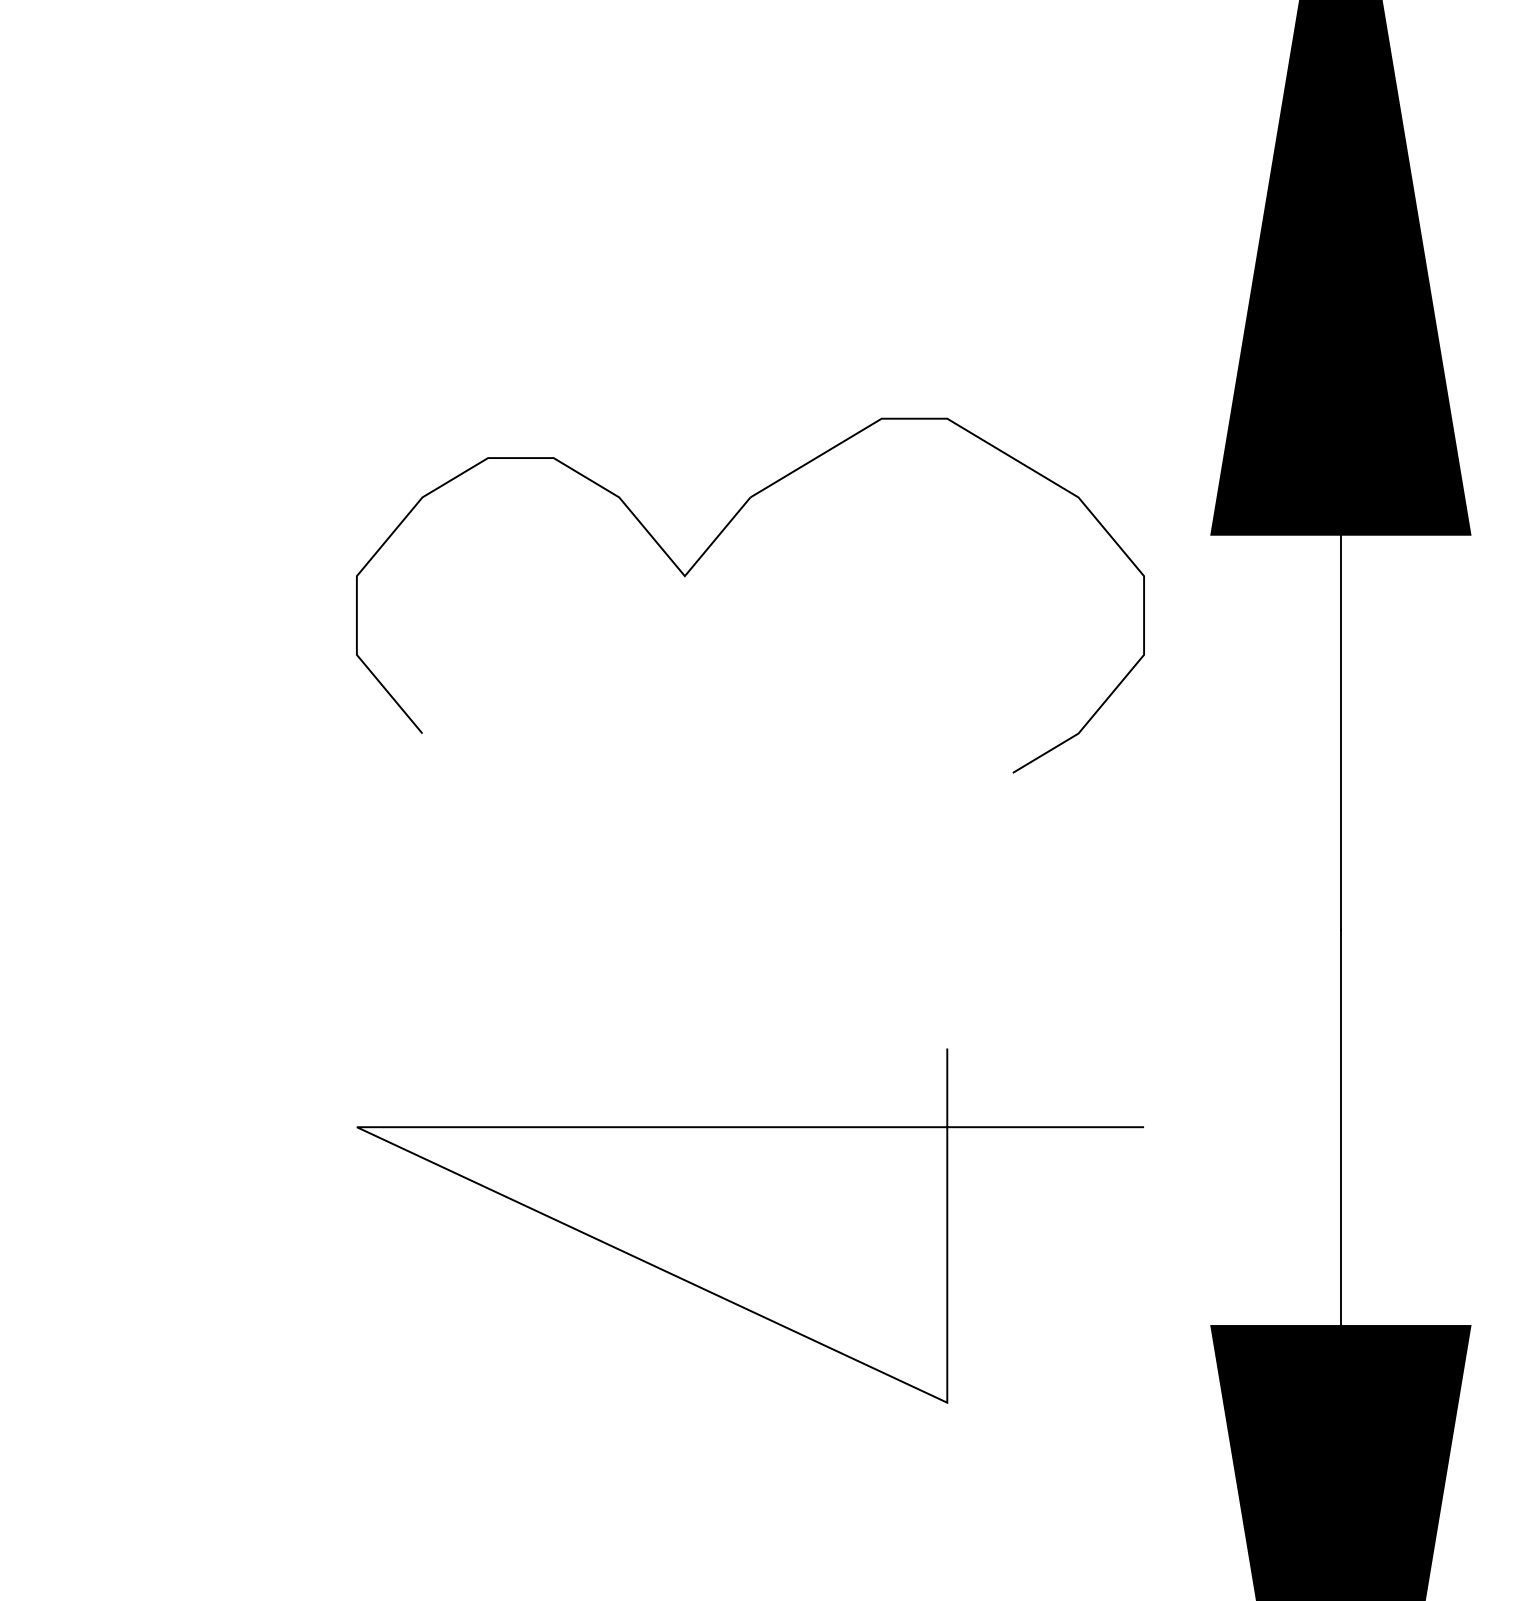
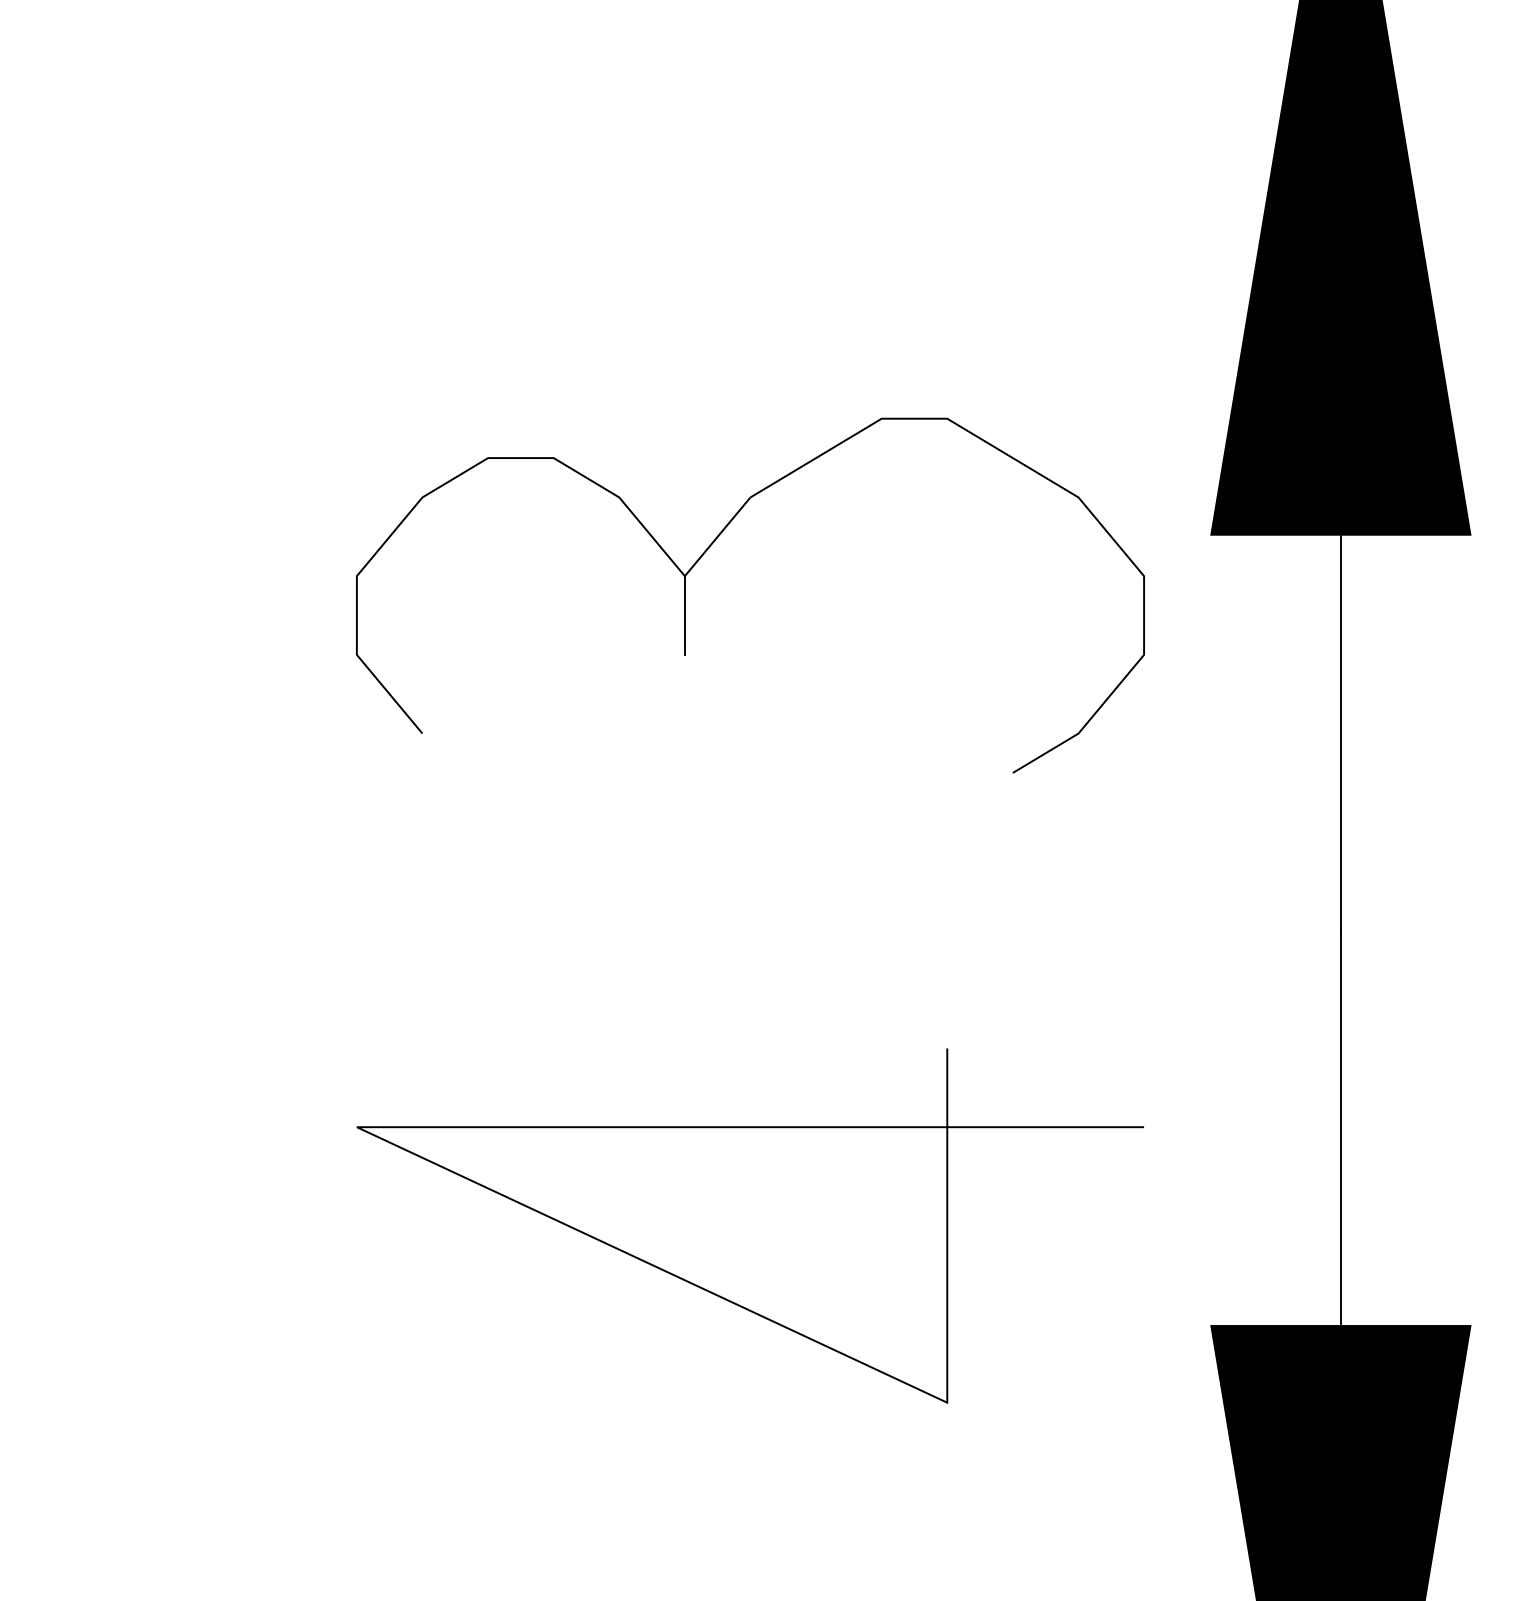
line: none -> present (684, 615)
